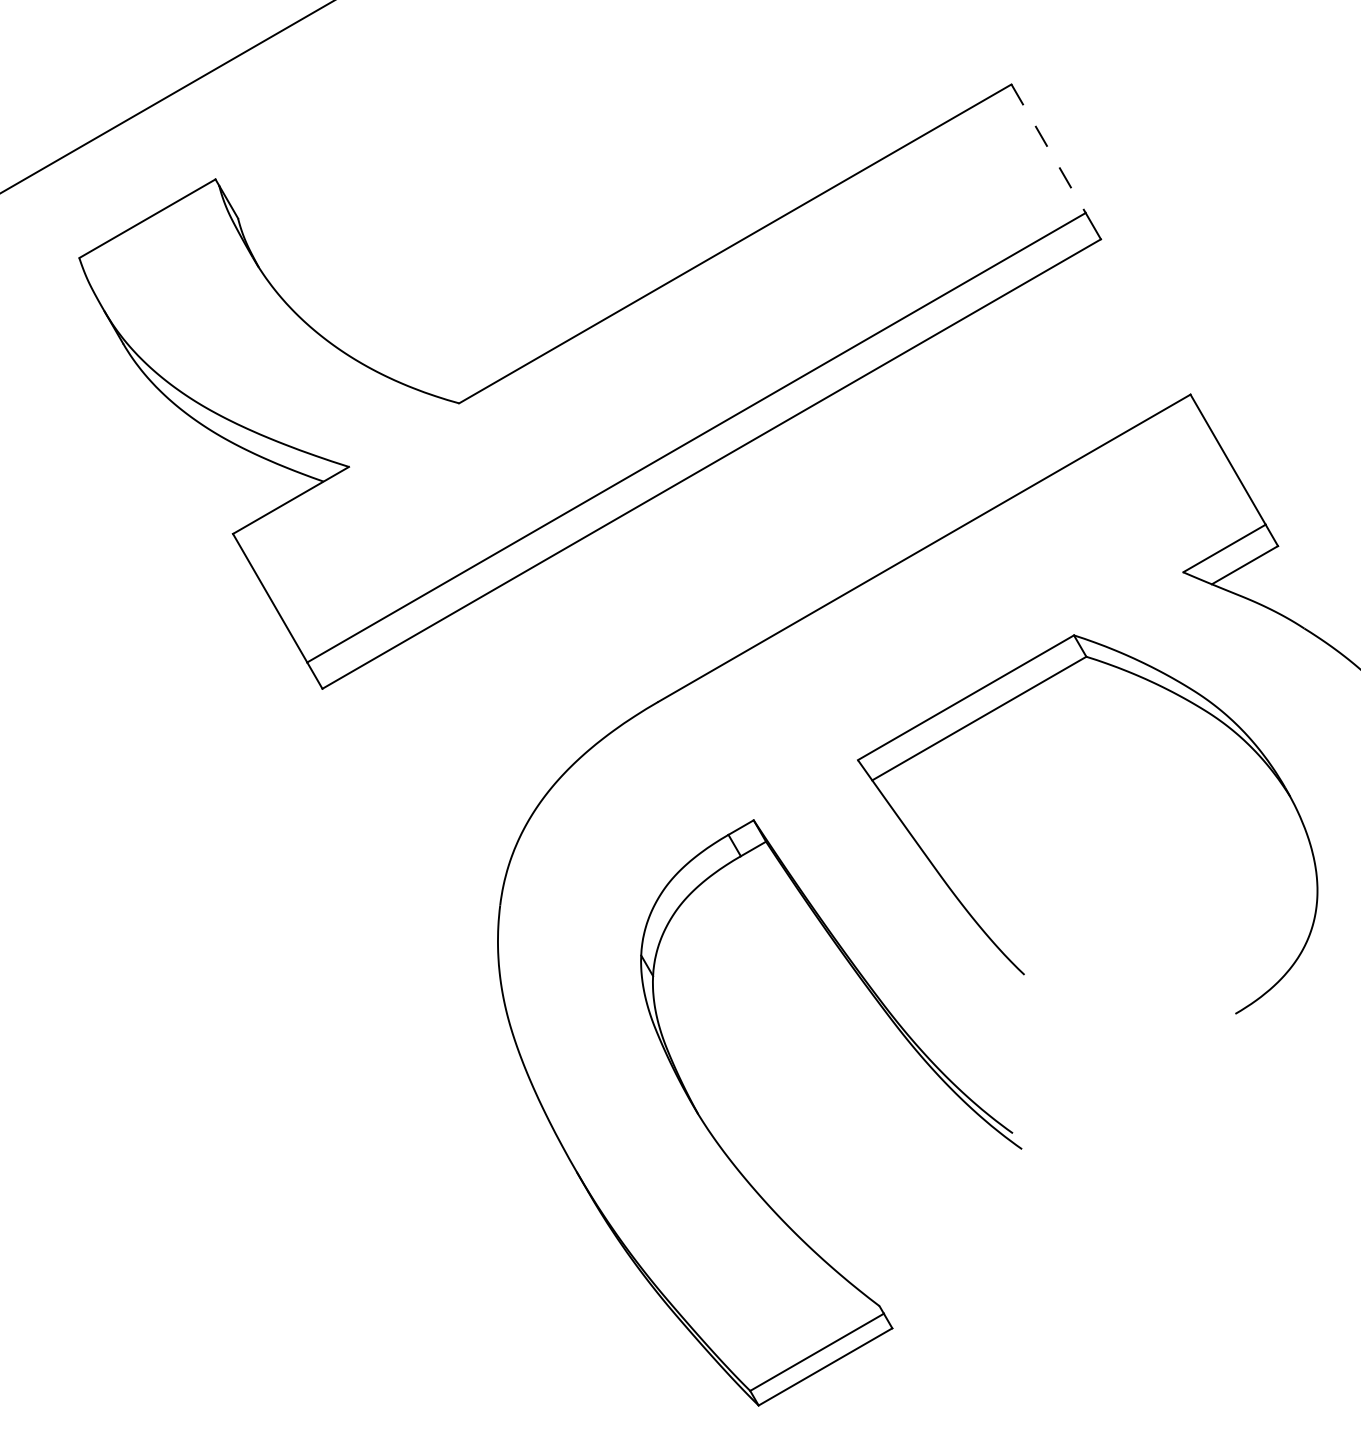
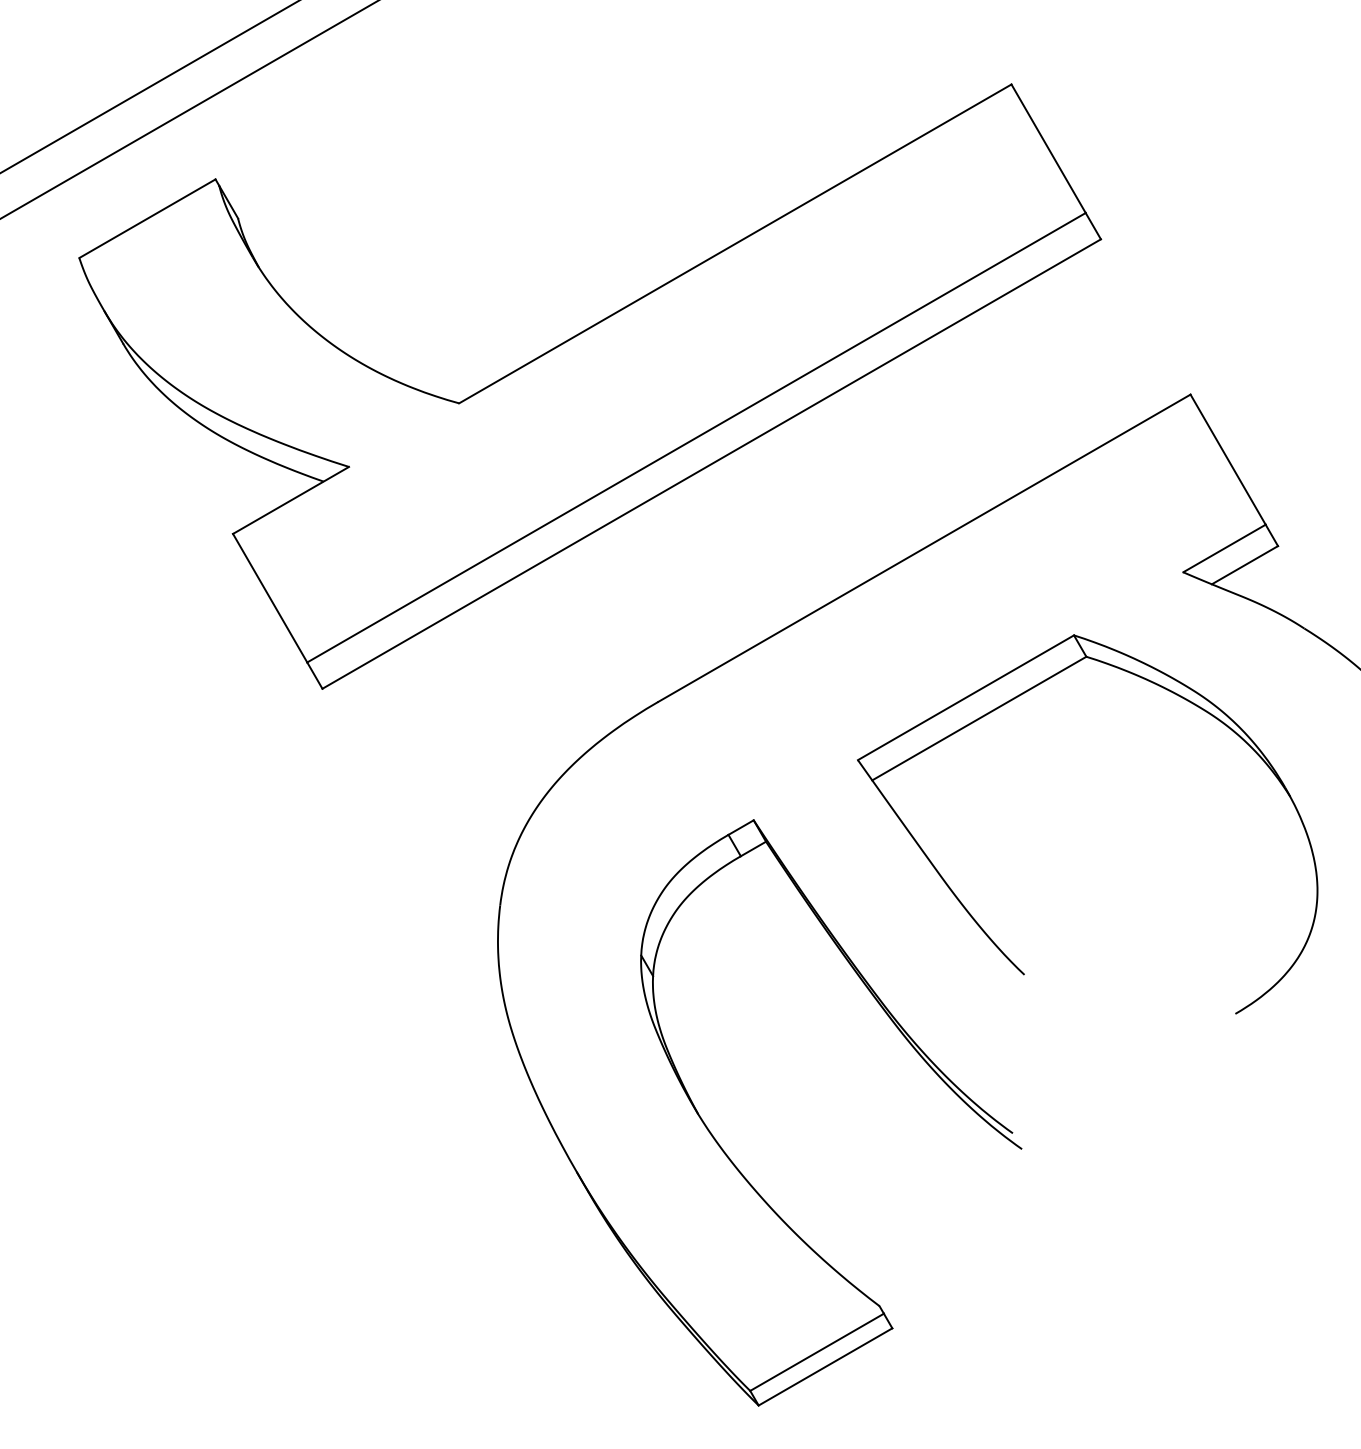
line position: (166, 97) -> (149, 86) (149, 86)
line: none -> present (189, 109)
line: dashed -> solid (1048, 149)
